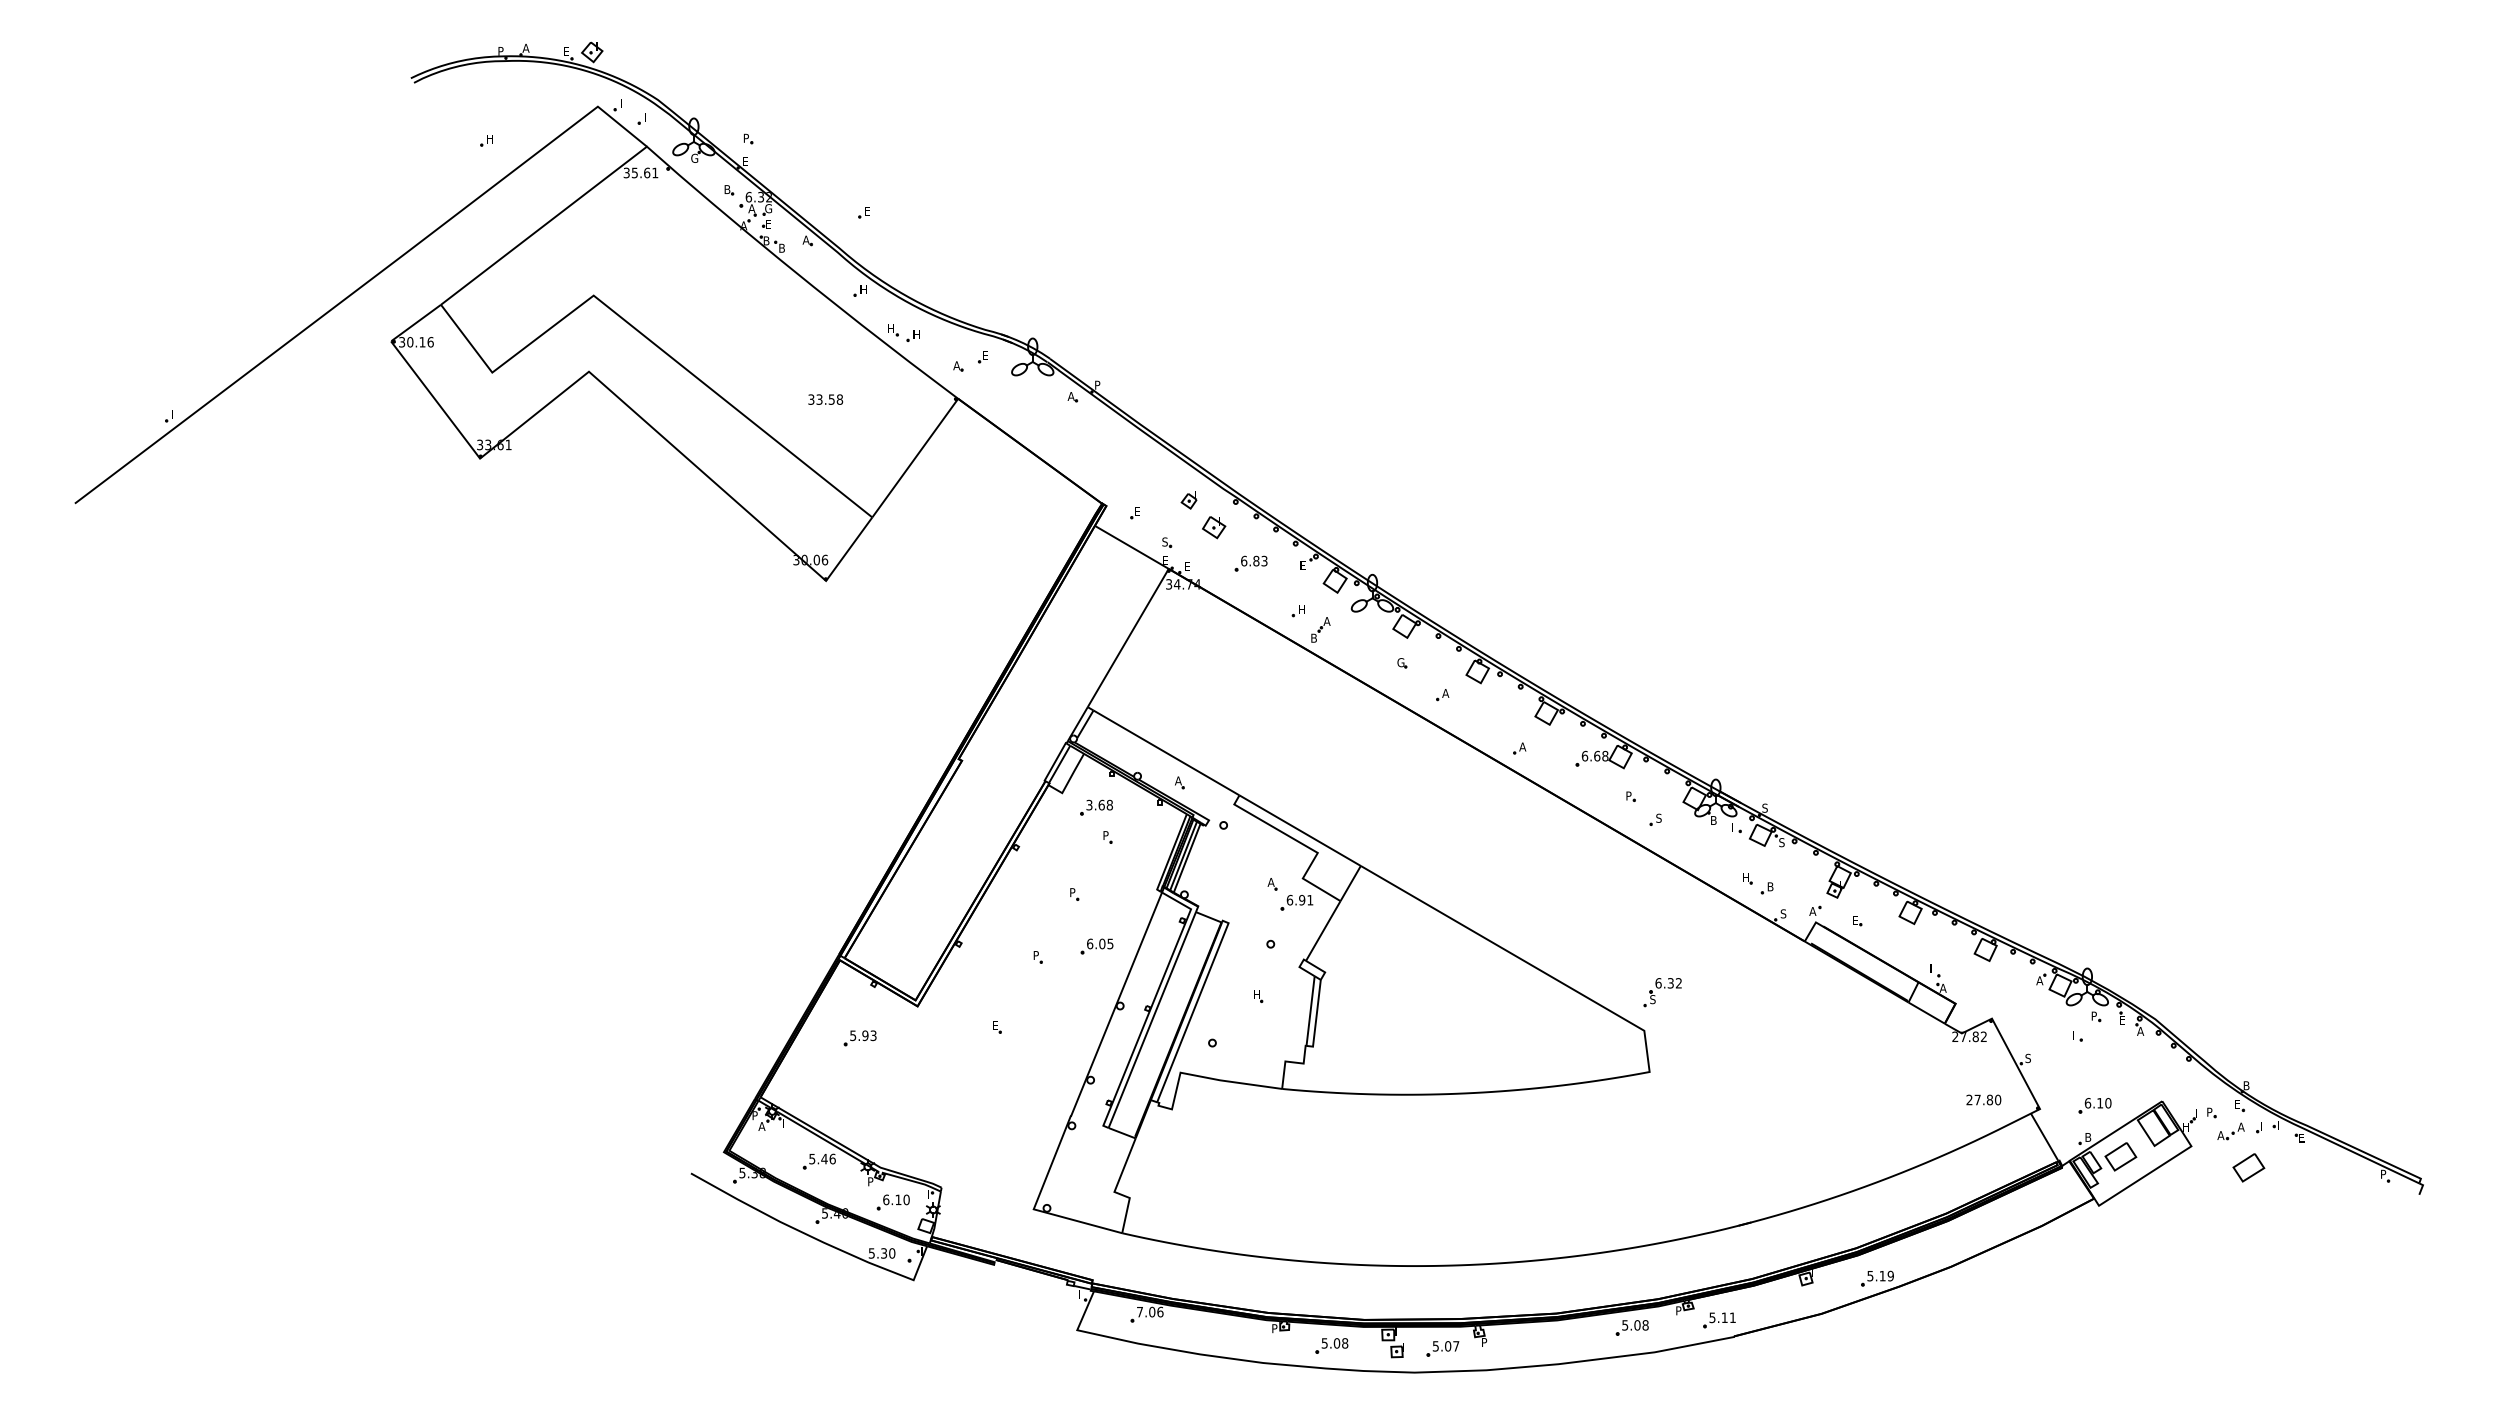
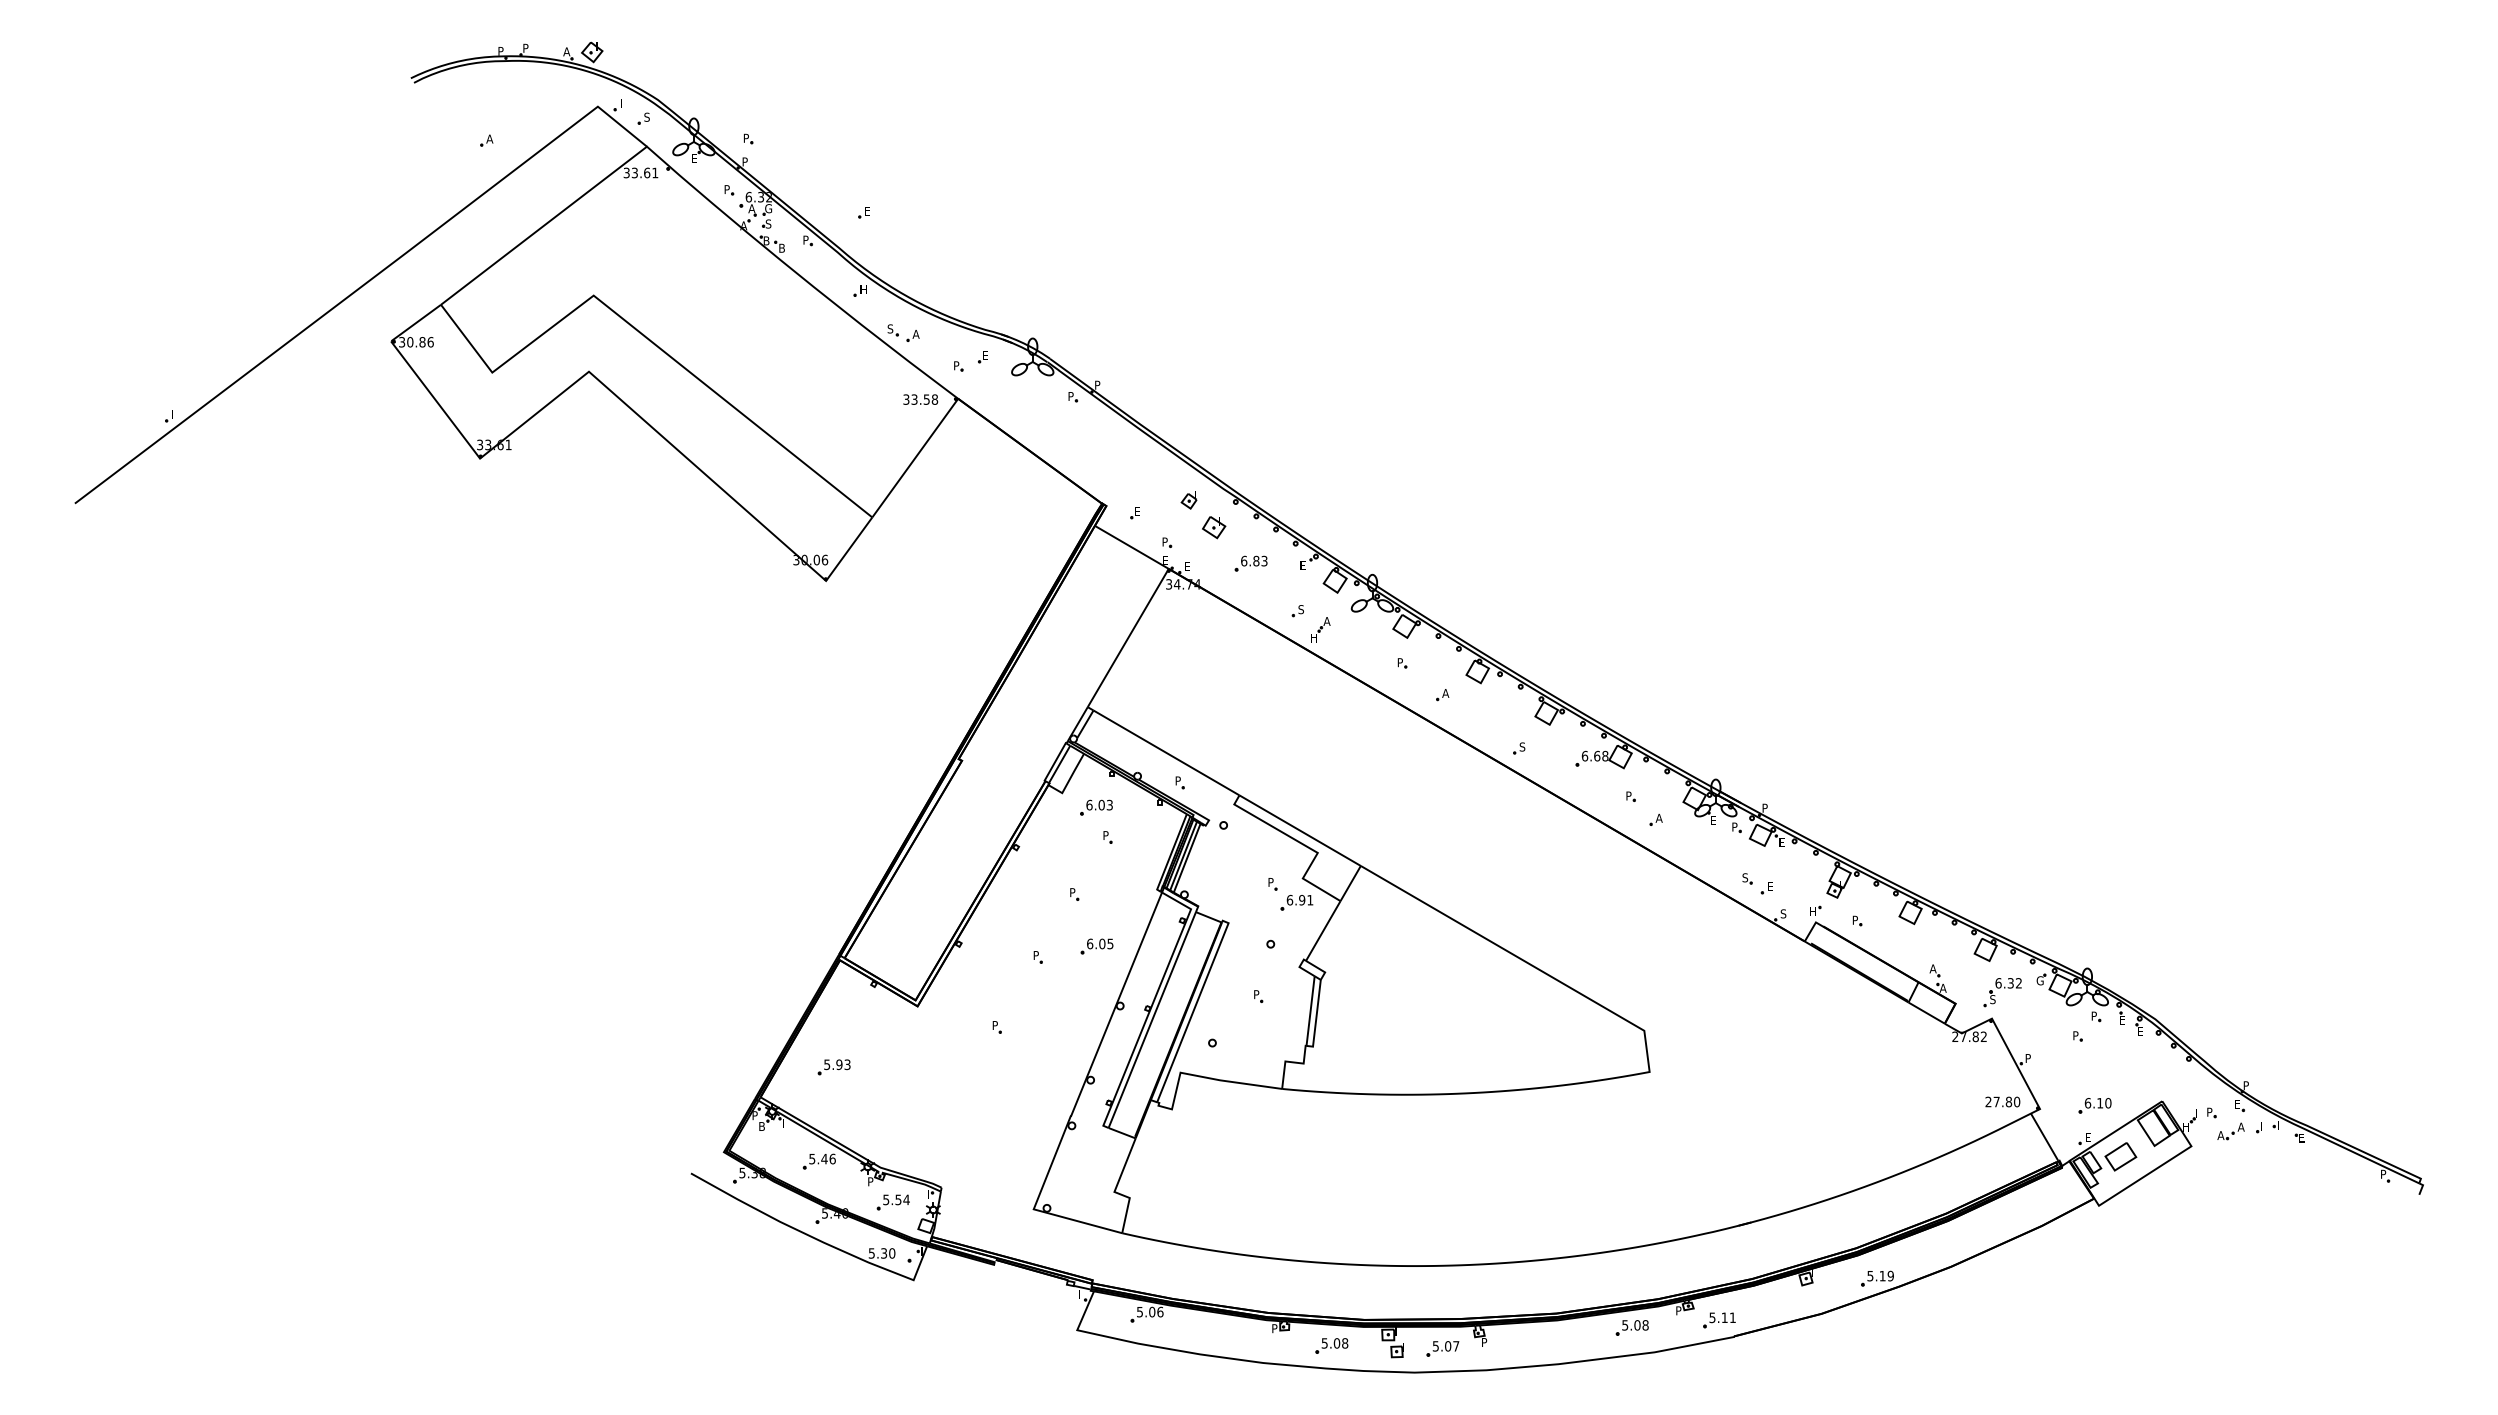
text: A -> P (525, 47)
text: E -> A (566, 51)
text: I -> S (646, 116)
text: H -> A (489, 138)
text: G -> E (694, 157)
text: E -> P (744, 161)
text: 35.61 -> 33.61 (634, 171)
text: B -> P (727, 189)
text: E -> S (768, 223)
text: A -> P (805, 239)
text: H -> S (890, 328)
text: H -> A (915, 333)
text: 30.16 -> 30.86 (422, 342)
text: A -> P (956, 365)
text: A -> P (1070, 396)
text position: (825, 399) -> (920, 399) (920, 399)
text: S -> P (1164, 541)
text: H -> S (1301, 609)
text: B -> H (1313, 637)
text: G -> P (1400, 662)
text: A -> S (1522, 746)
text: A -> P (1178, 780)
text: 3.68 -> 6.03 (1099, 804)
text: S -> P (1764, 807)
text: S -> A (1658, 817)
text: B -> E (1714, 820)
text: I -> P (1734, 826)
text: S -> E (1781, 842)
text: H -> S (1745, 877)
text: A -> P (1270, 882)
text: B -> E (1770, 886)
text: A -> H (1812, 911)
text: E -> P (1854, 919)
text: I -> A (1932, 968)
text: A -> G (2039, 980)
part position: (1662, 992) -> (2002, 992) (2002, 992)
text: H -> P (1256, 994)
text: E -> P (994, 1025)
text: A -> E (2140, 1031)
text: I -> P (2075, 1035)
part position: (859, 1038) -> (833, 1067) (833, 1067)
text: S -> P (2027, 1058)
text: B -> P (2247, 1085)
text position: (1983, 1099) -> (2002, 1101) (2002, 1101)
text: A -> B (761, 1126)
text: B -> E (2088, 1137)
part: present -> none (2248, 1167)
text: 6.10 -> 5.54 (896, 1199)
text: 7.06 -> 5.06 (1139, 1312)
